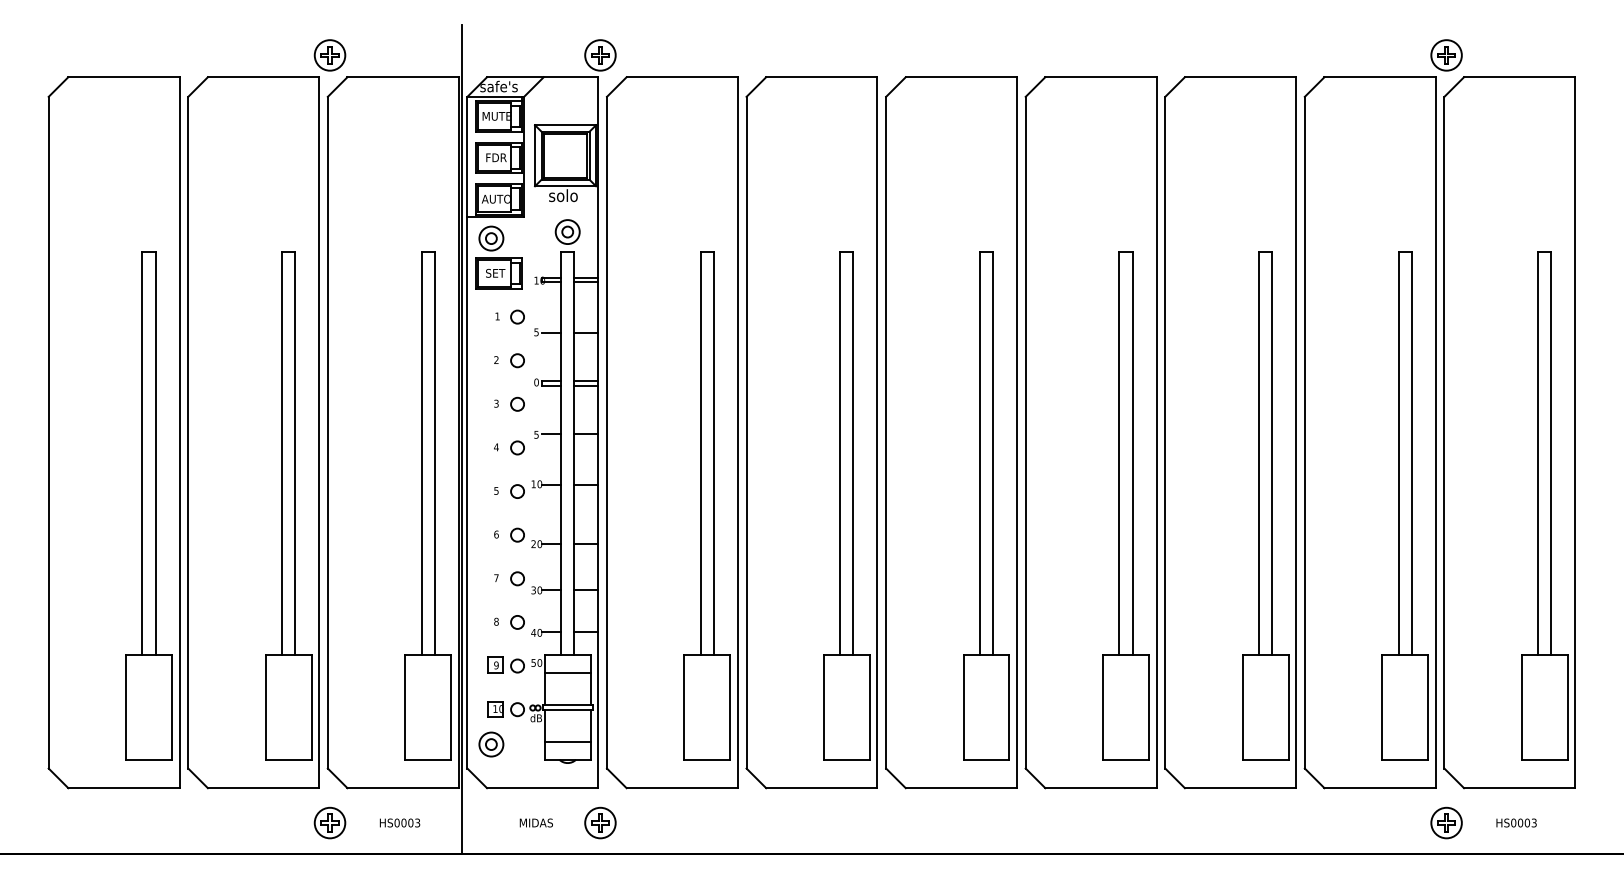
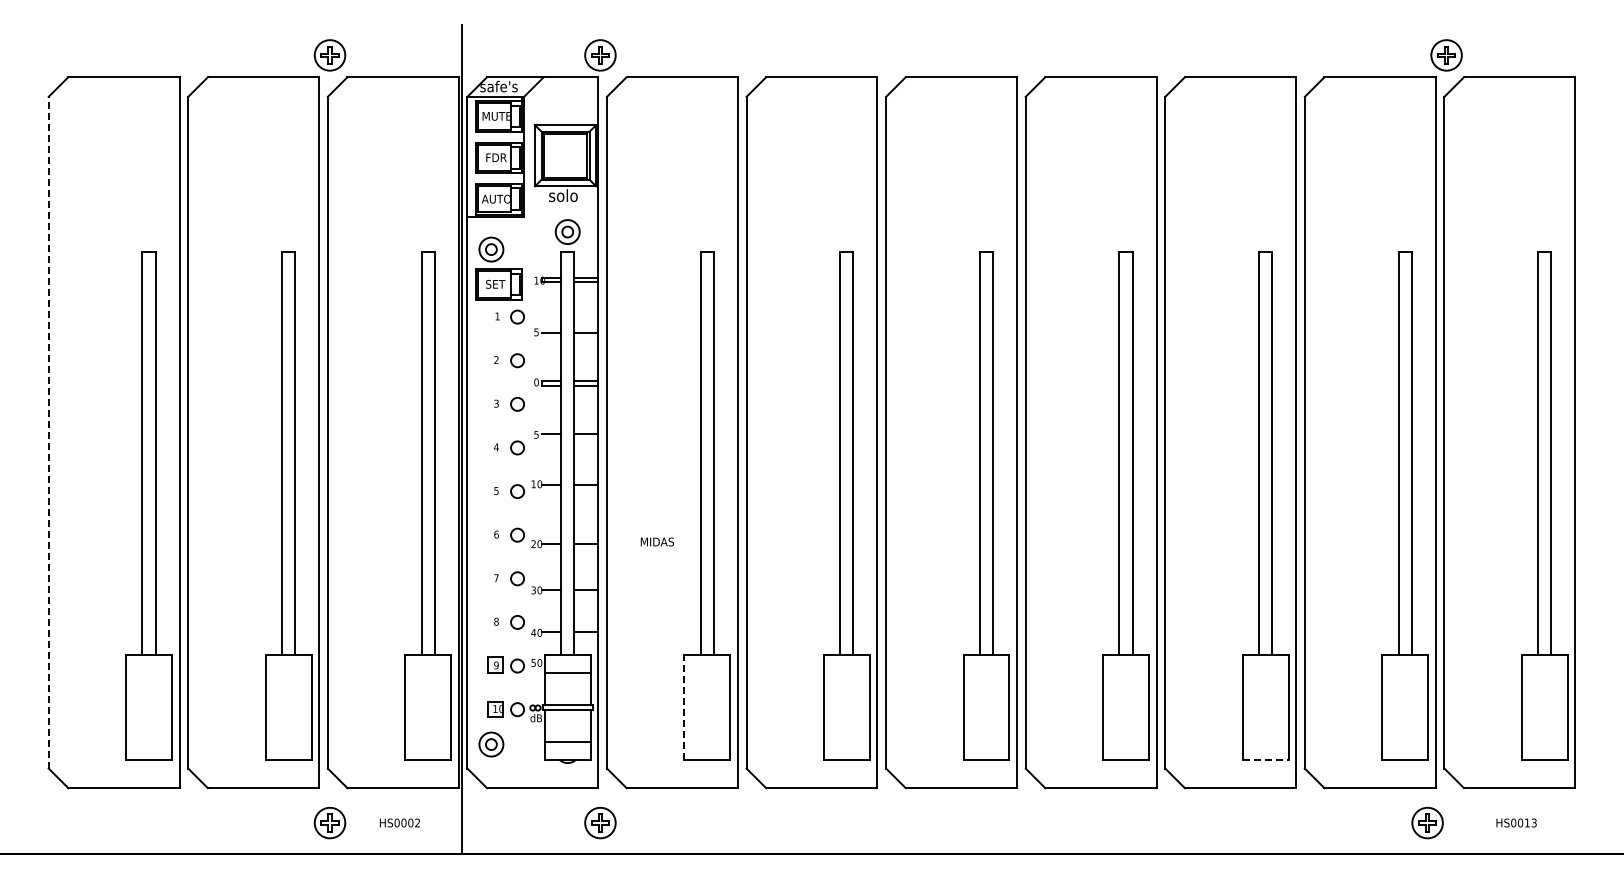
part position: (498, 257) -> (498, 268) (498, 268)
line: solid -> dashed (48, 432)
line: solid -> dashed (684, 706)
line: solid -> dashed (1265, 759)
text position: (535, 822) -> (656, 541) (656, 541)
part position: (1446, 822) -> (1427, 822) (1427, 822)
text: HS0003 -> HS0013 (1527, 822)
text: HS0003 -> HS0002 (417, 823)
